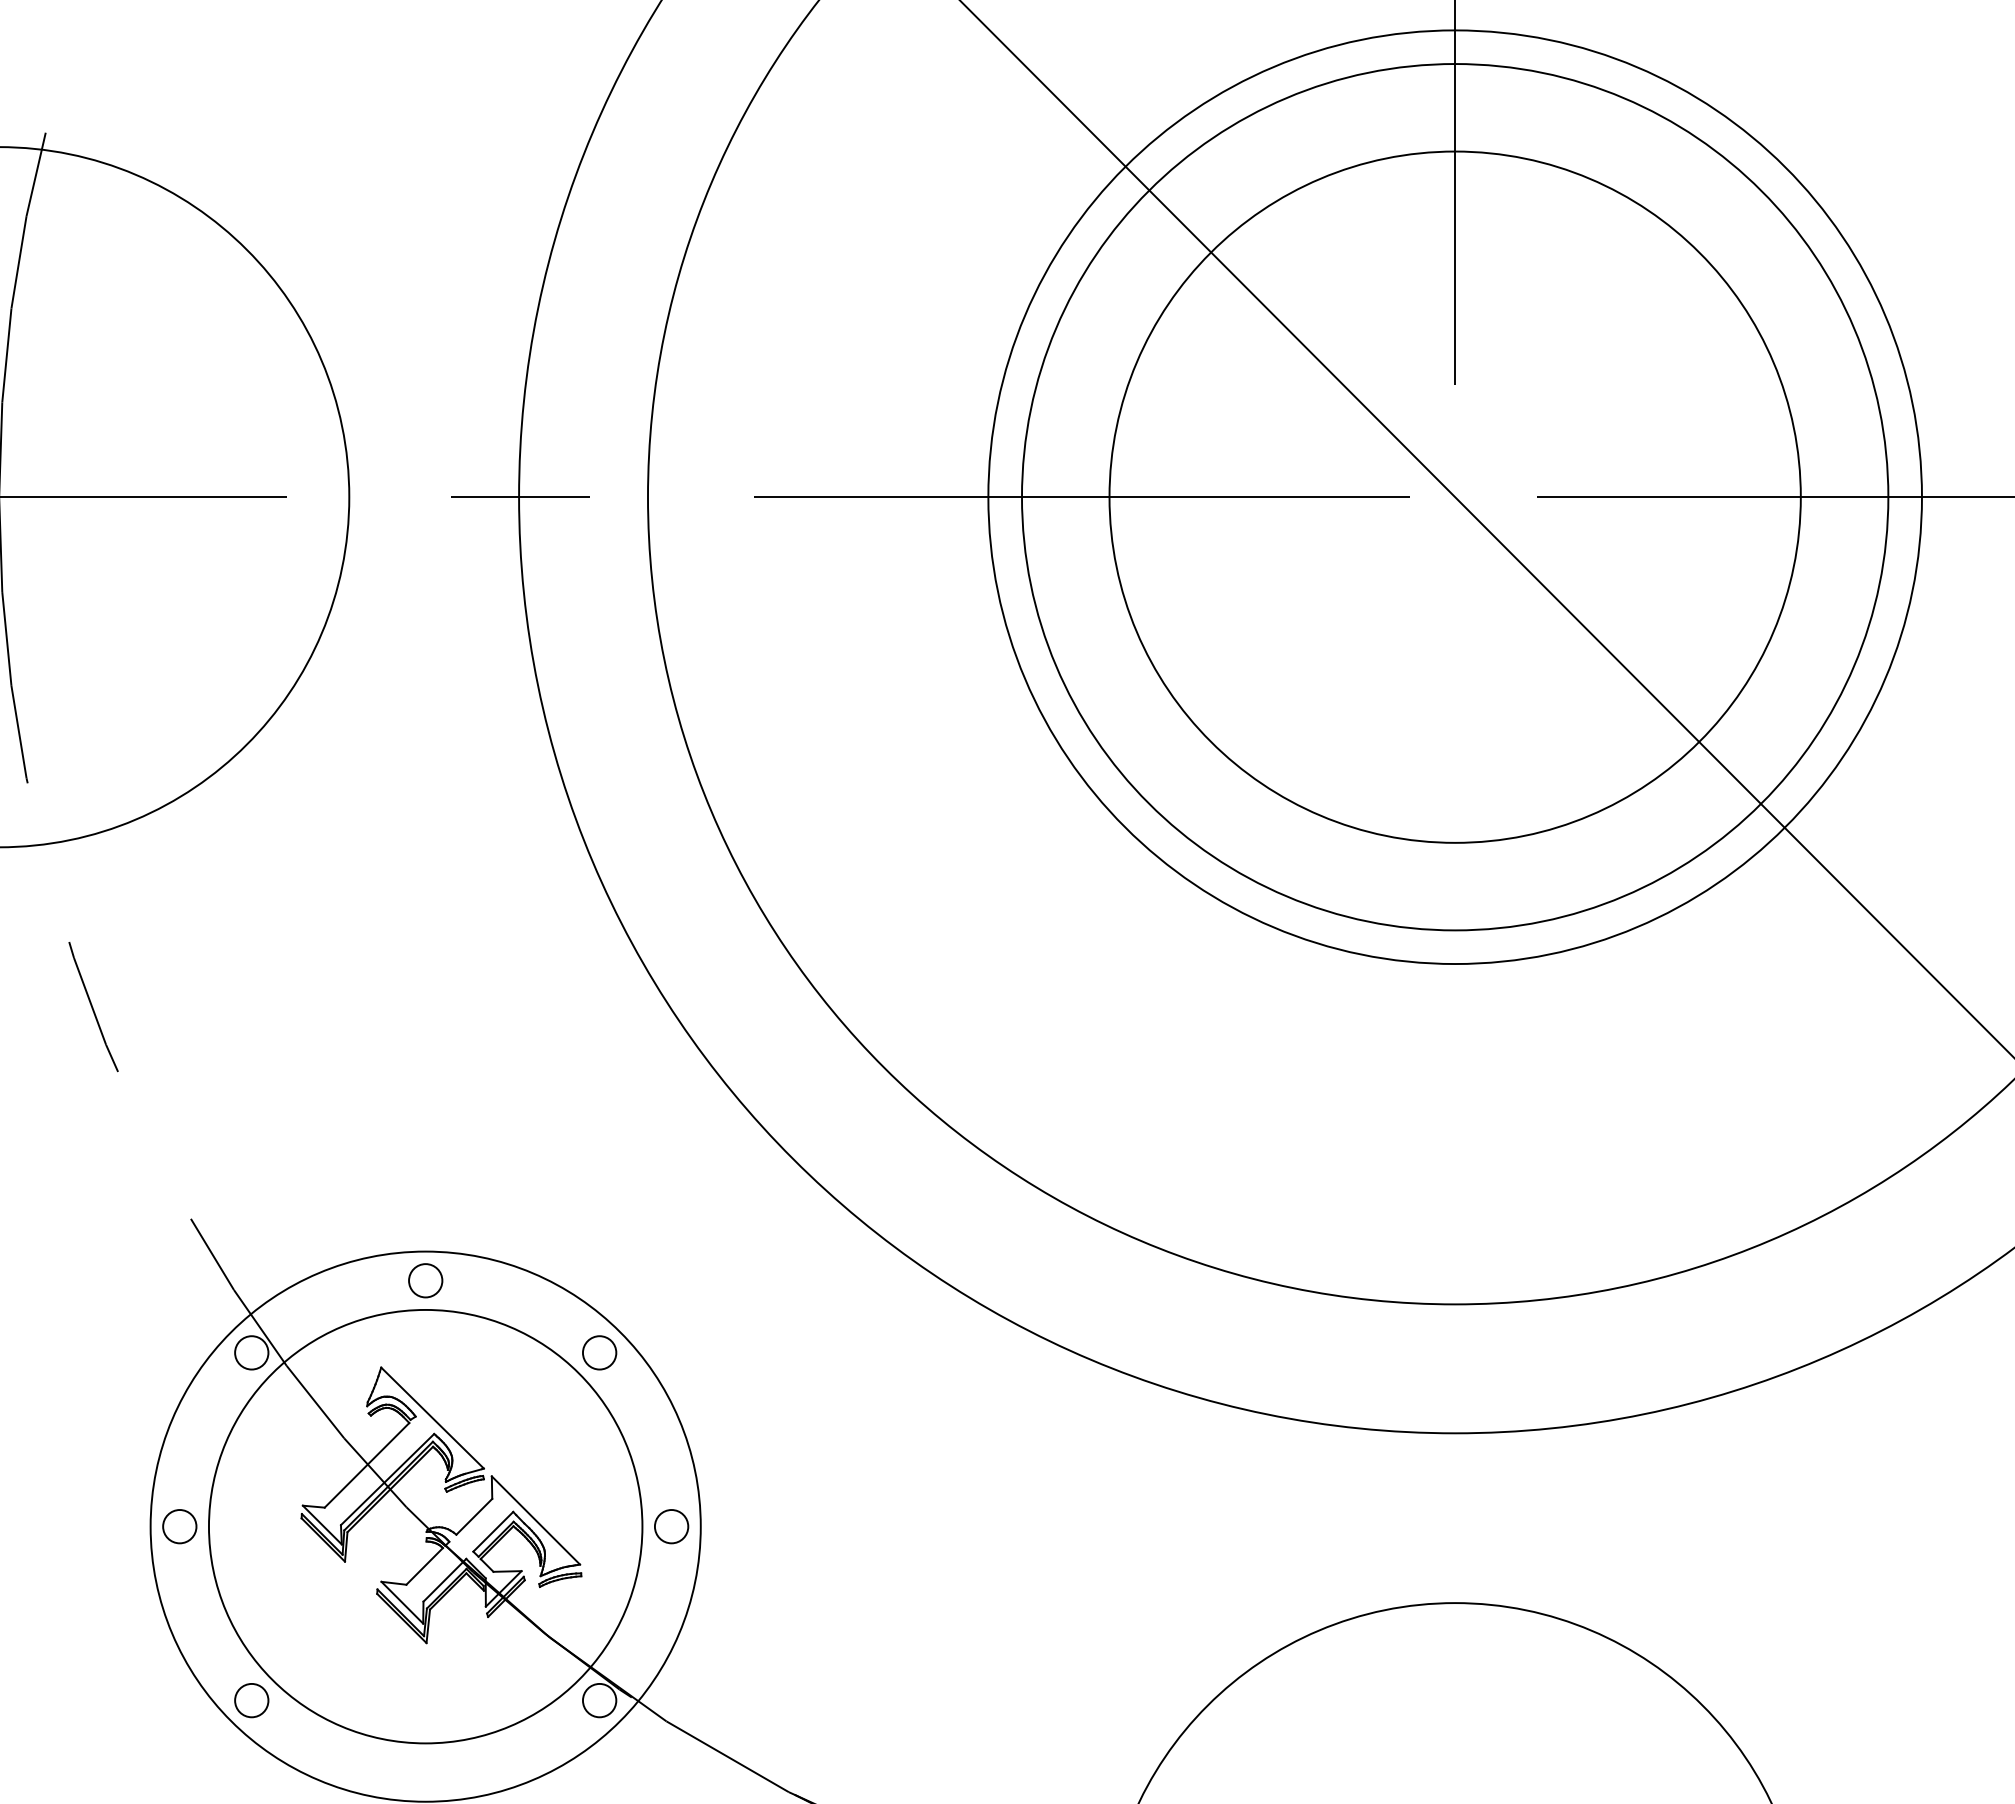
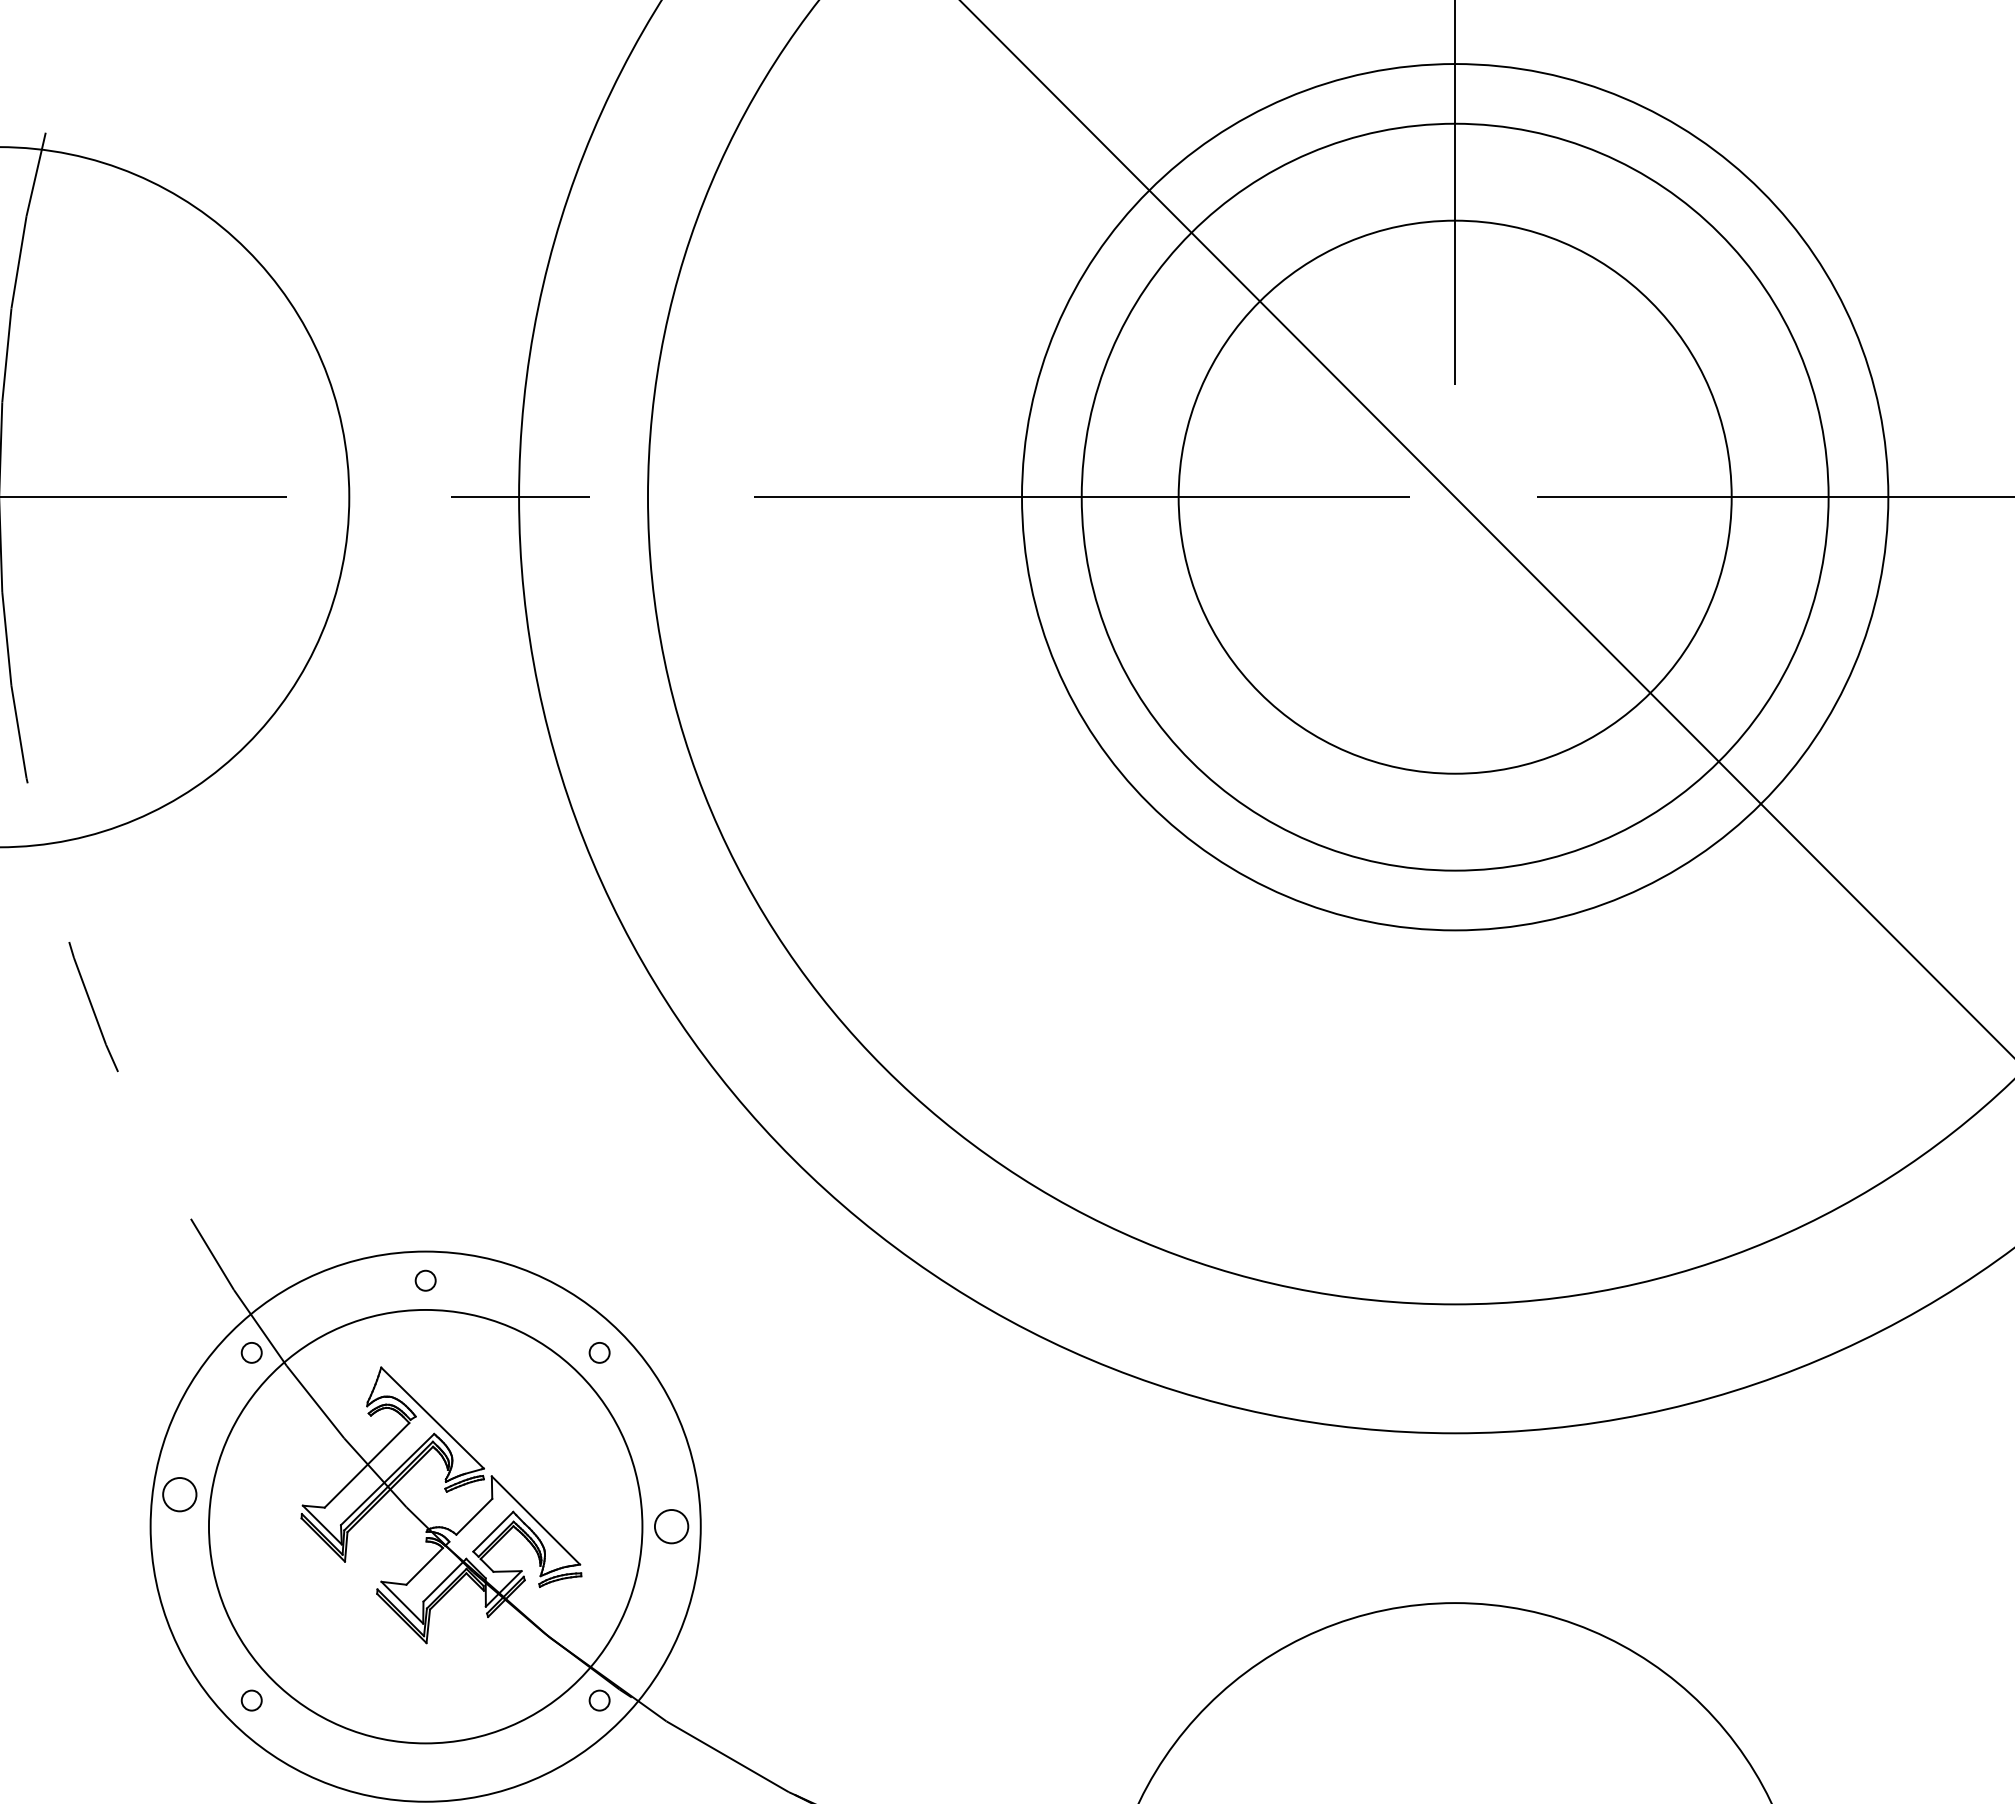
circle diameter: 691 px -> 553 px (1454, 496)
circle diameter: 934 px -> 747 px (1454, 496)
circle diameter: 33 px -> 20 px (425, 1280)
circle diameter: 33 px -> 20 px (251, 1352)
circle diameter: 33 px -> 20 px (599, 1352)
circle position: (179, 1526) -> (179, 1494) (179, 1494)
circle diameter: 33 px -> 20 px (251, 1700)
circle diameter: 33 px -> 20 px (599, 1700)
